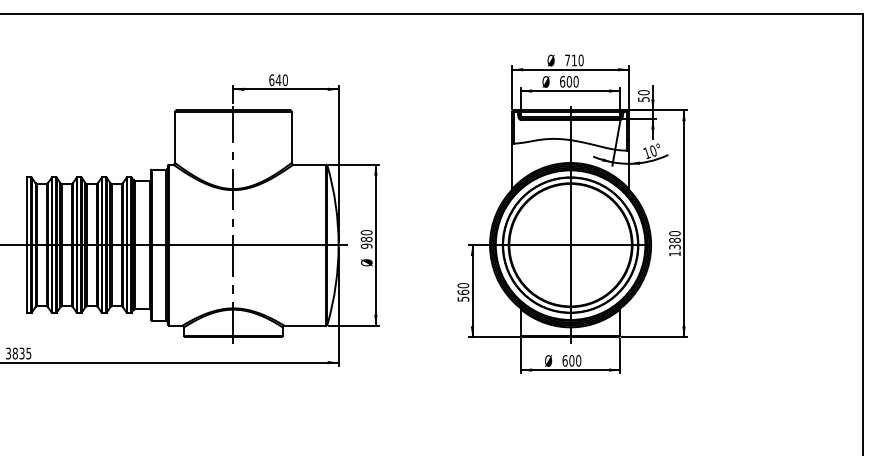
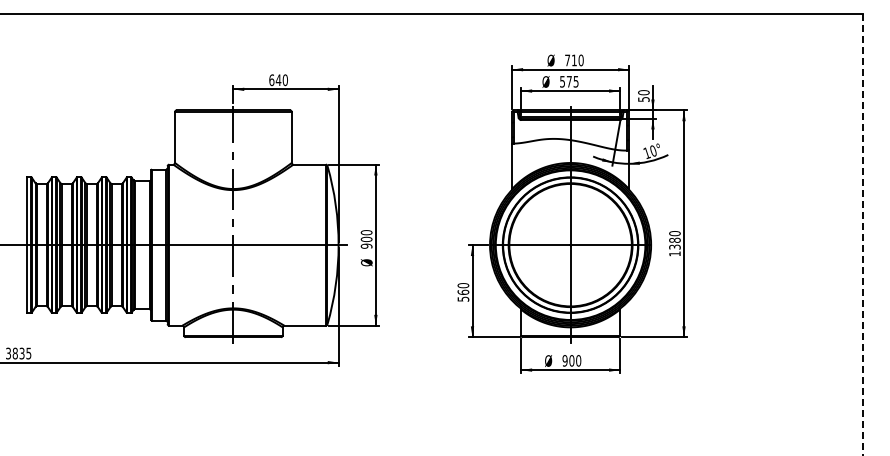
text: 600 -> 575 (569, 81)
line: solid -> dashed (863, 234)
text: 980 -> 900 (366, 239)
text: 600 -> 900 (564, 360)
